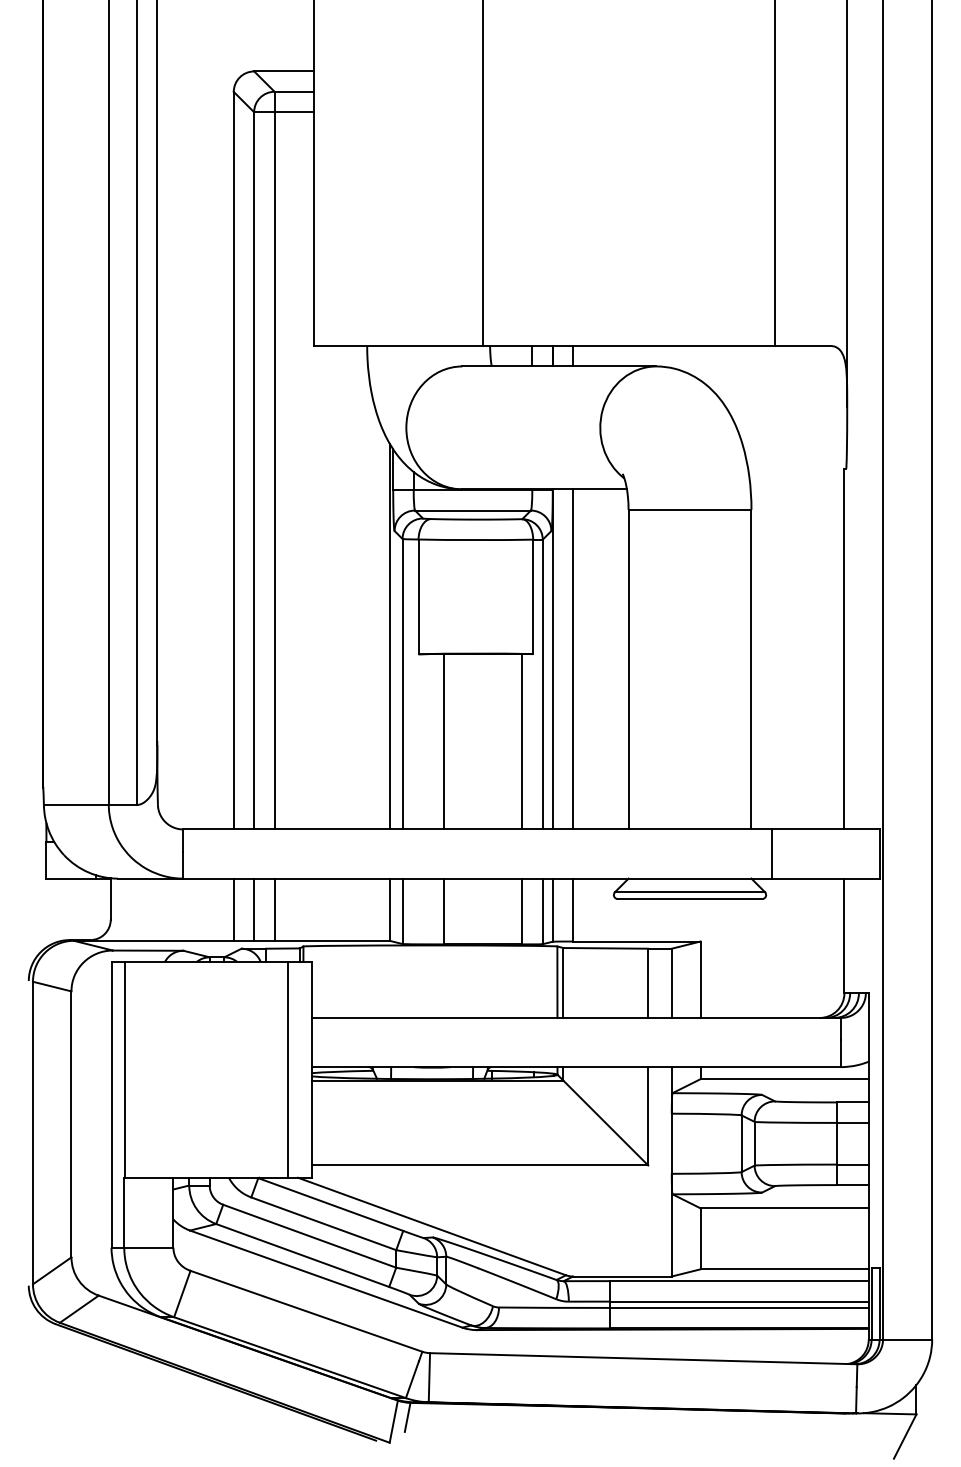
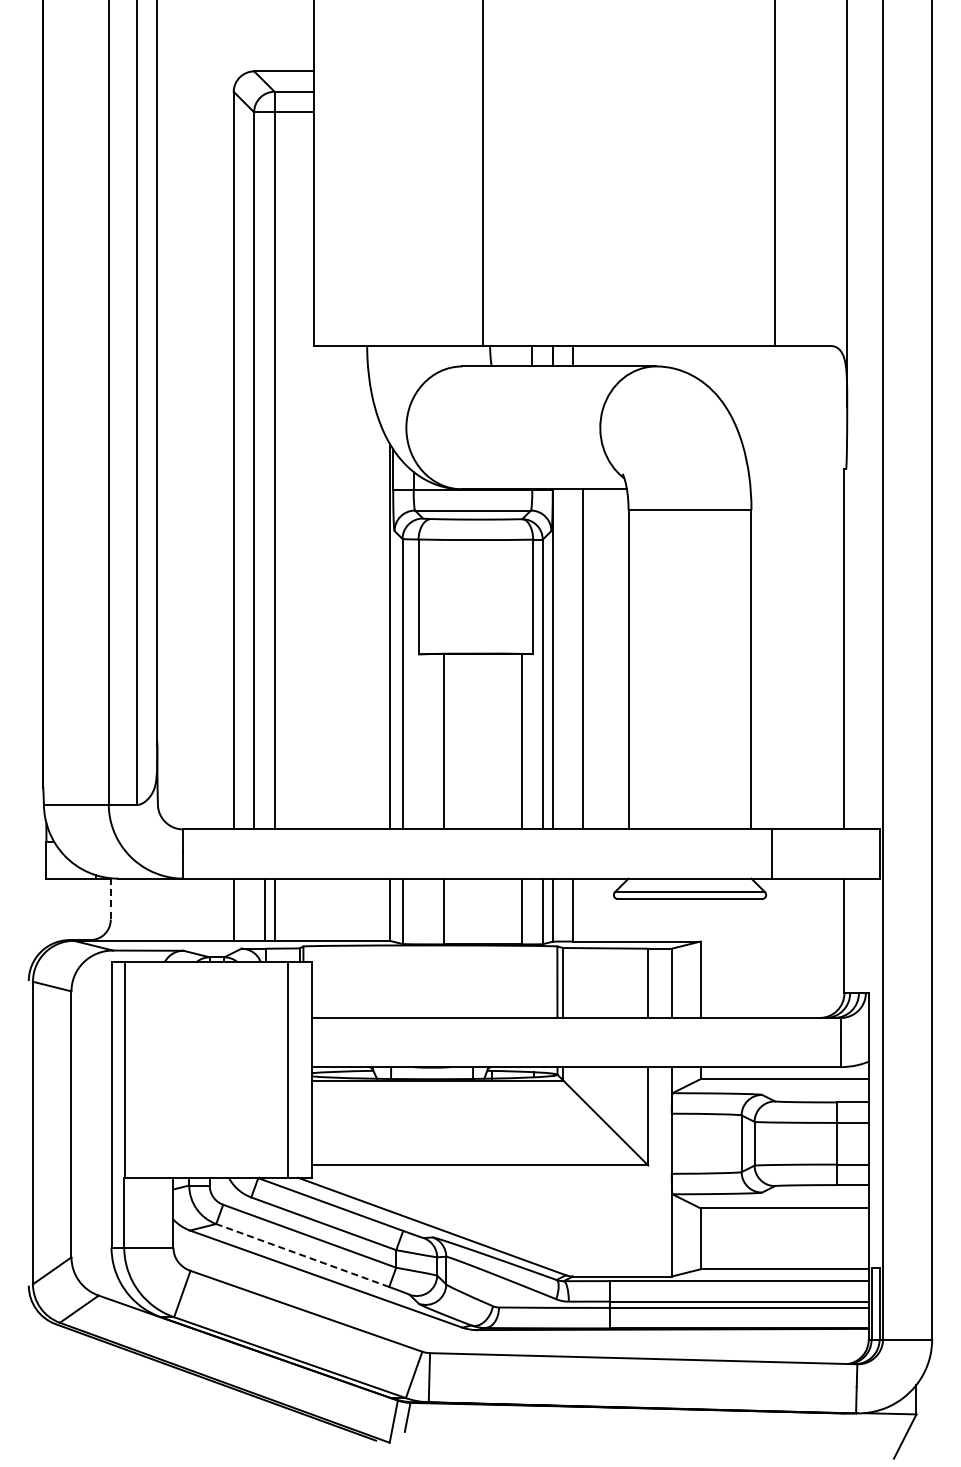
line position: (573, 659) -> (583, 659) (583, 659)
line: solid -> dashed (110, 898)
line position: (254, 909) -> (265, 909) (265, 909)
line: solid -> dashed (302, 1255)
